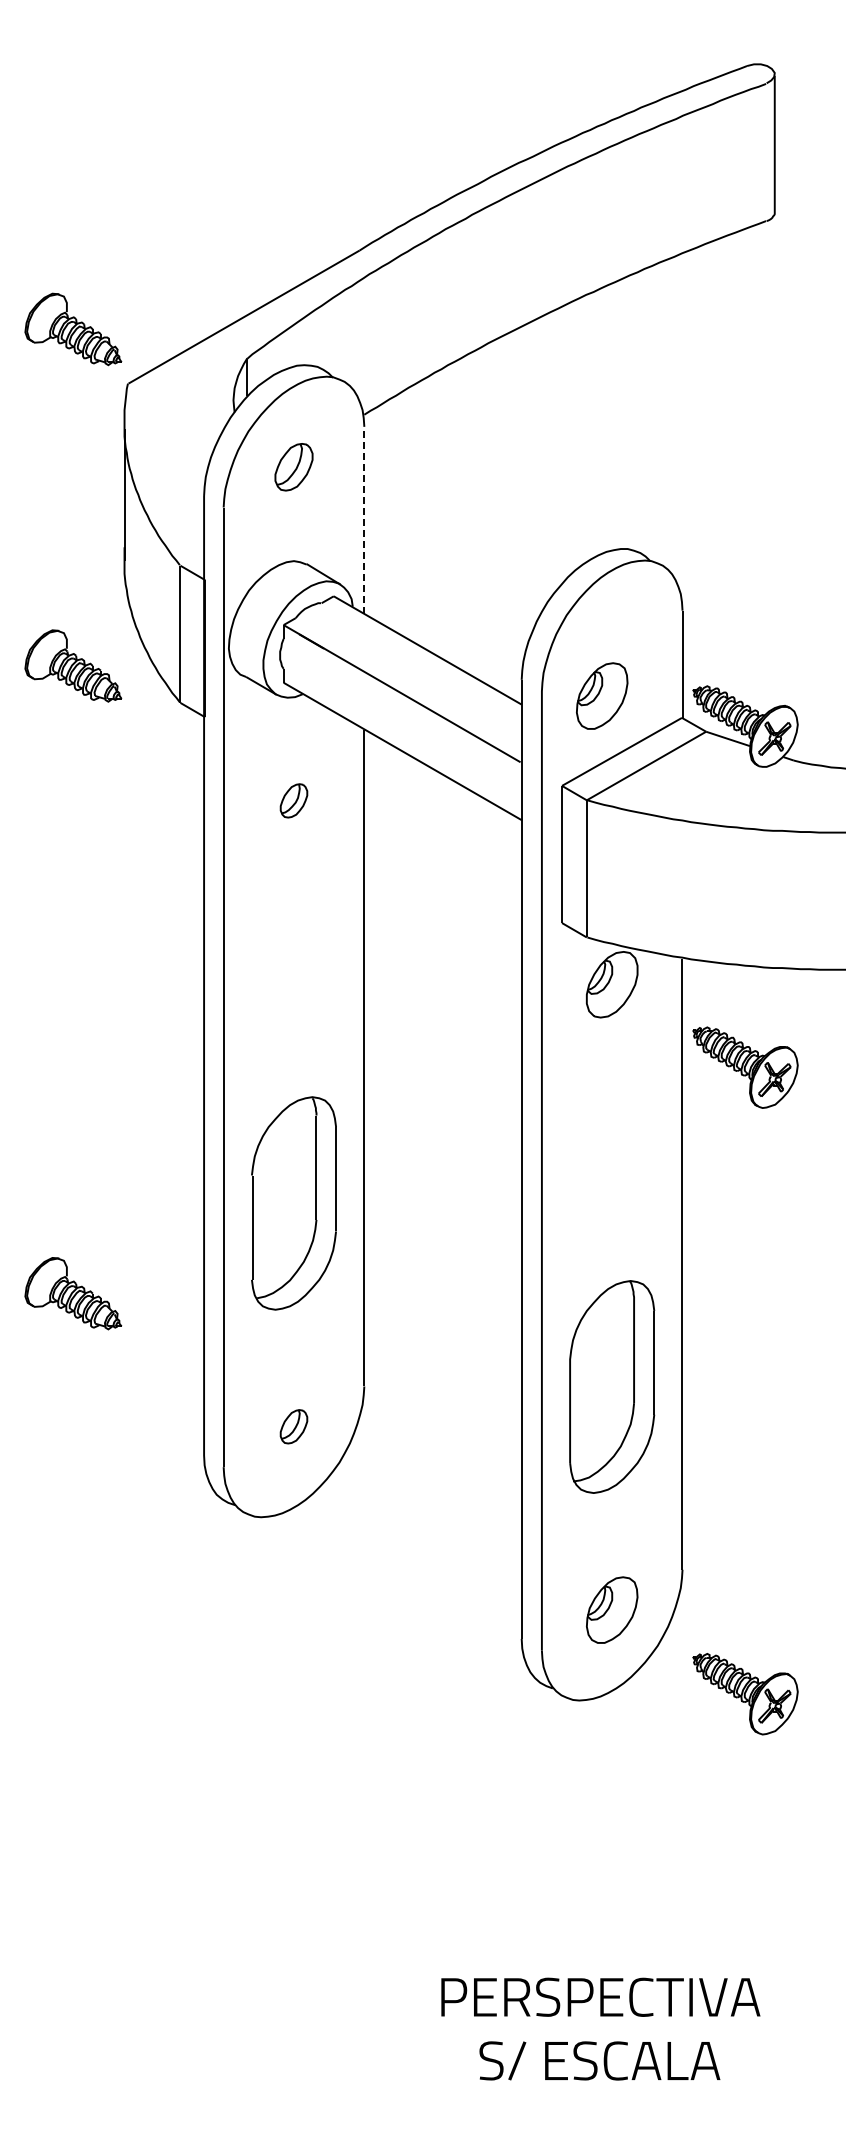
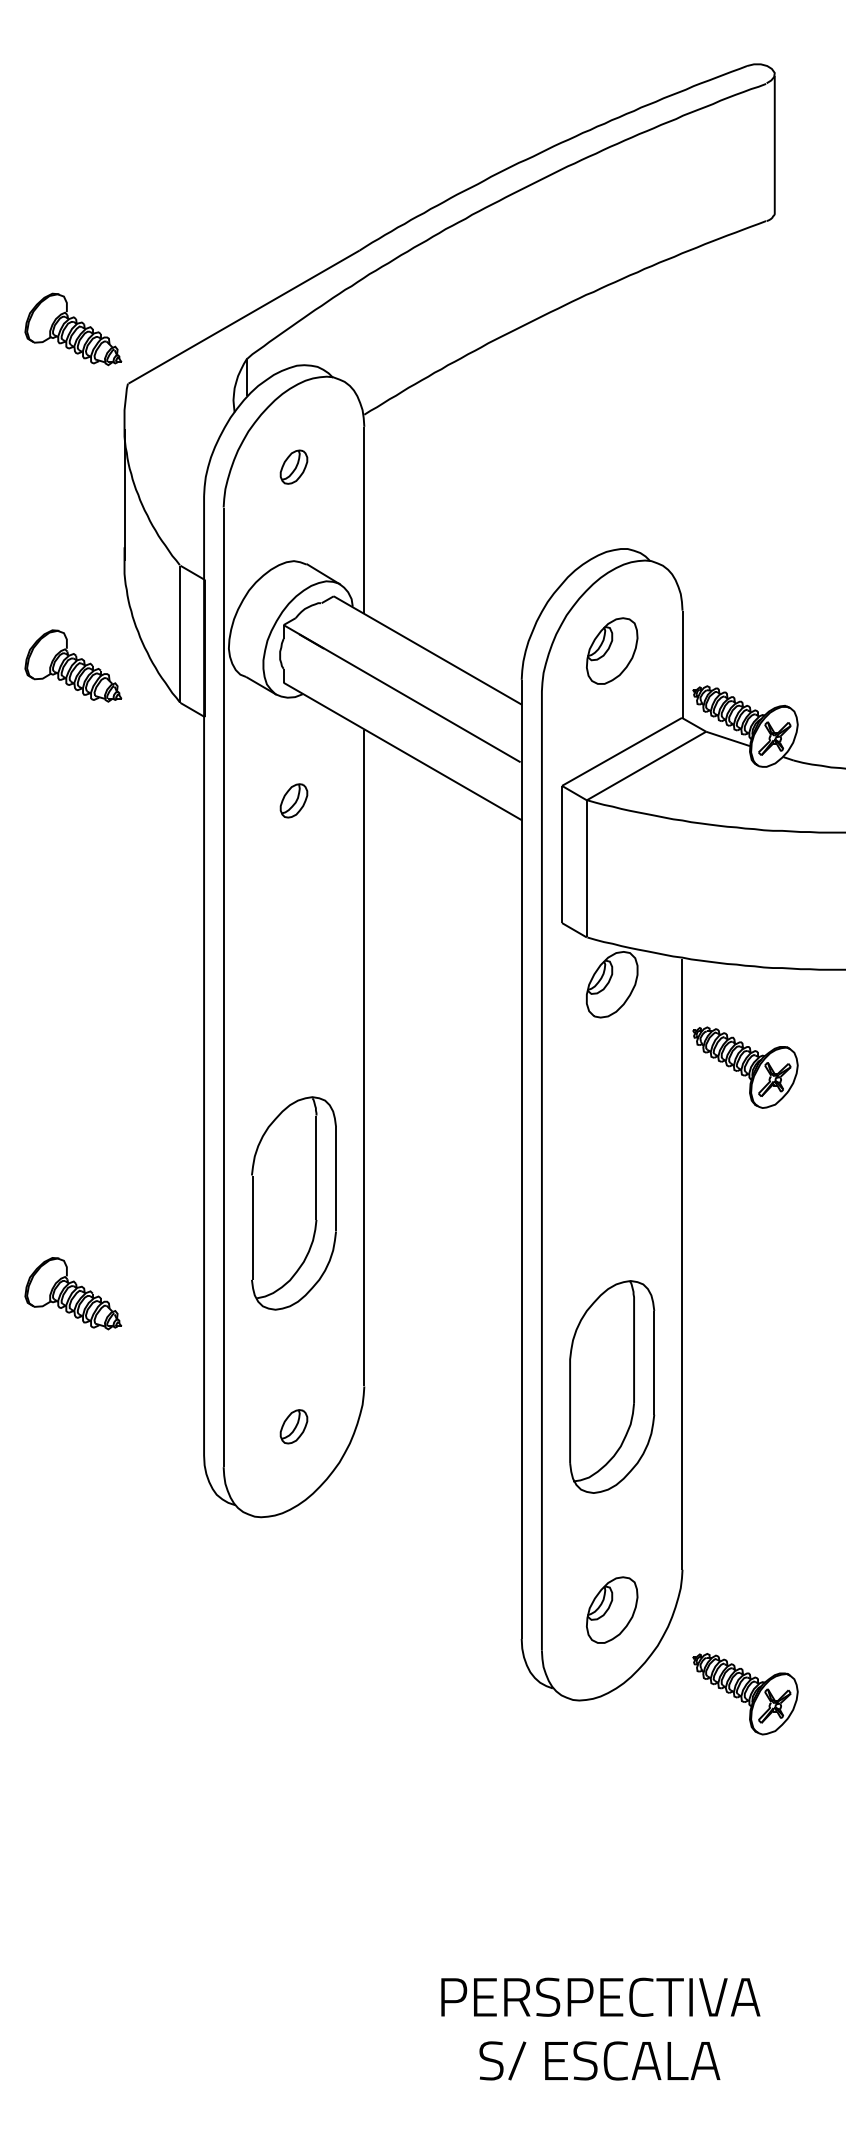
part size: 40x49 px -> 30x36 px (293, 466)
line: dashed -> solid (364, 519)
part position: (602, 695) -> (612, 650) (612, 650)
